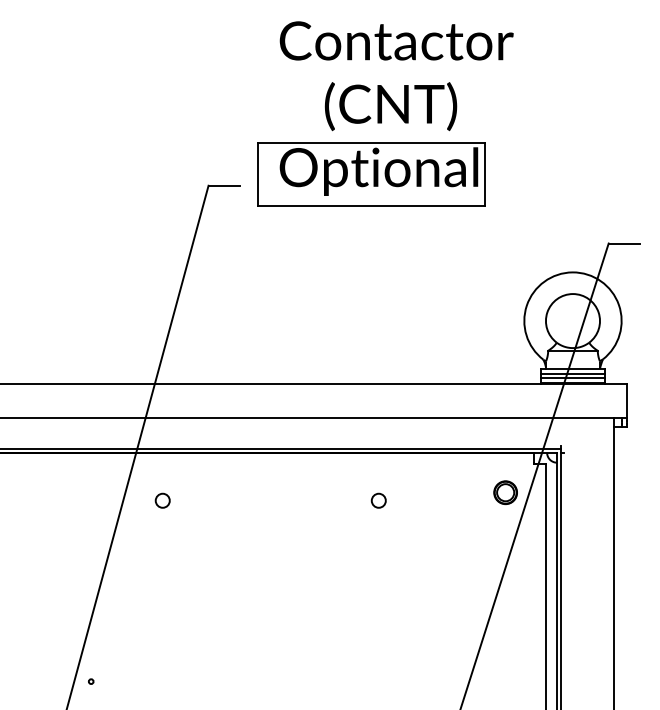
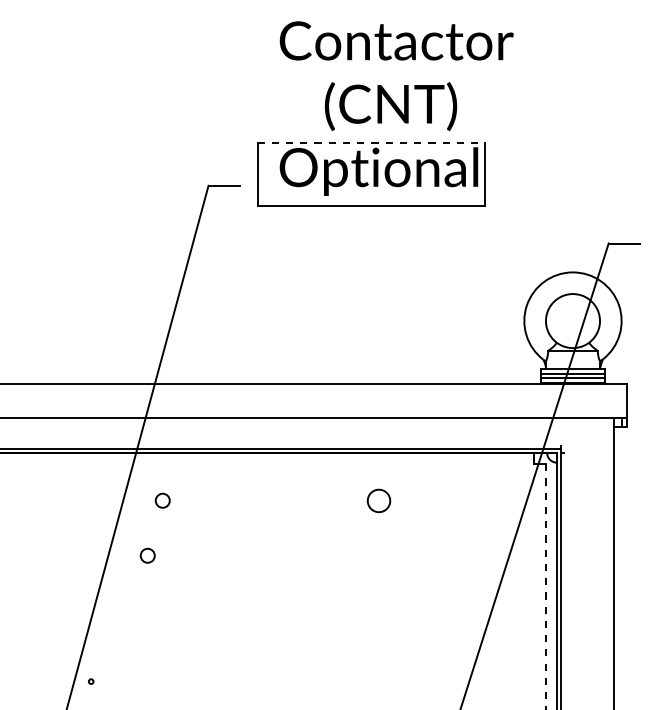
line: solid -> dashed (371, 142)
part: present -> none (505, 492)
circle size: 17x17 px -> 26x26 px (378, 500)
circle: none -> present (147, 555)
line: solid -> dashed (545, 587)
